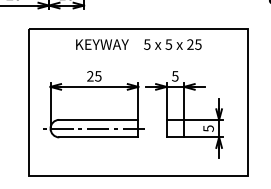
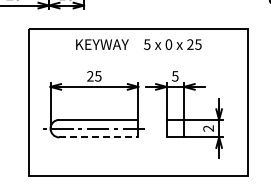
text: 5 -> 0 (168, 44)
text: 5 -> 2 (208, 128)
line: solid -> dashed (98, 137)
